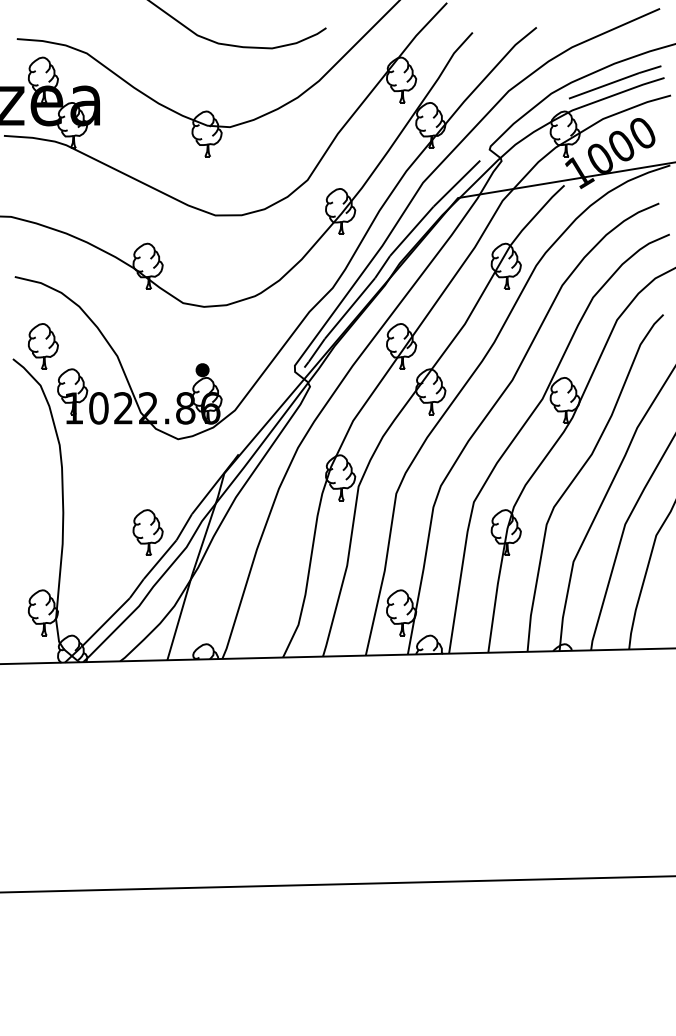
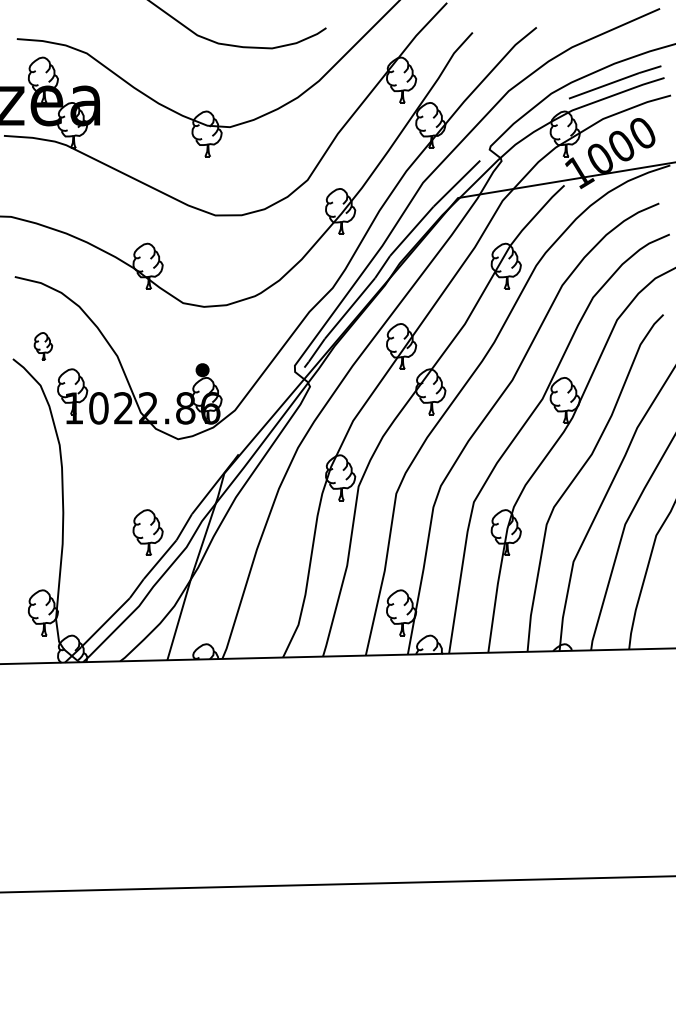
part size: 31x47 px -> 21x29 px (43, 346)
